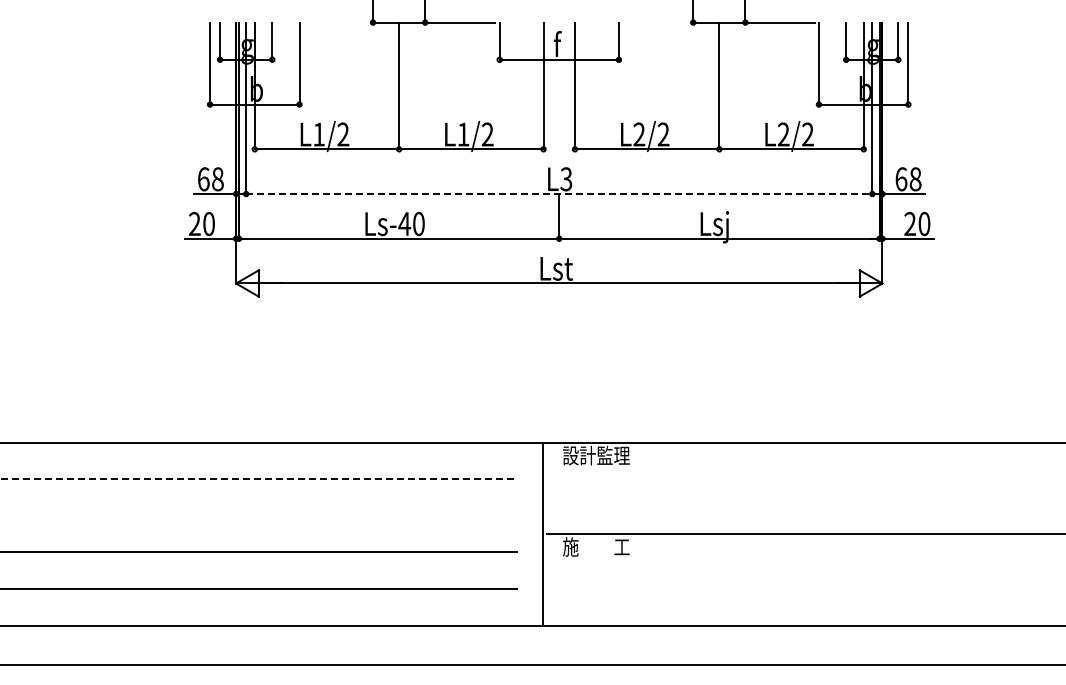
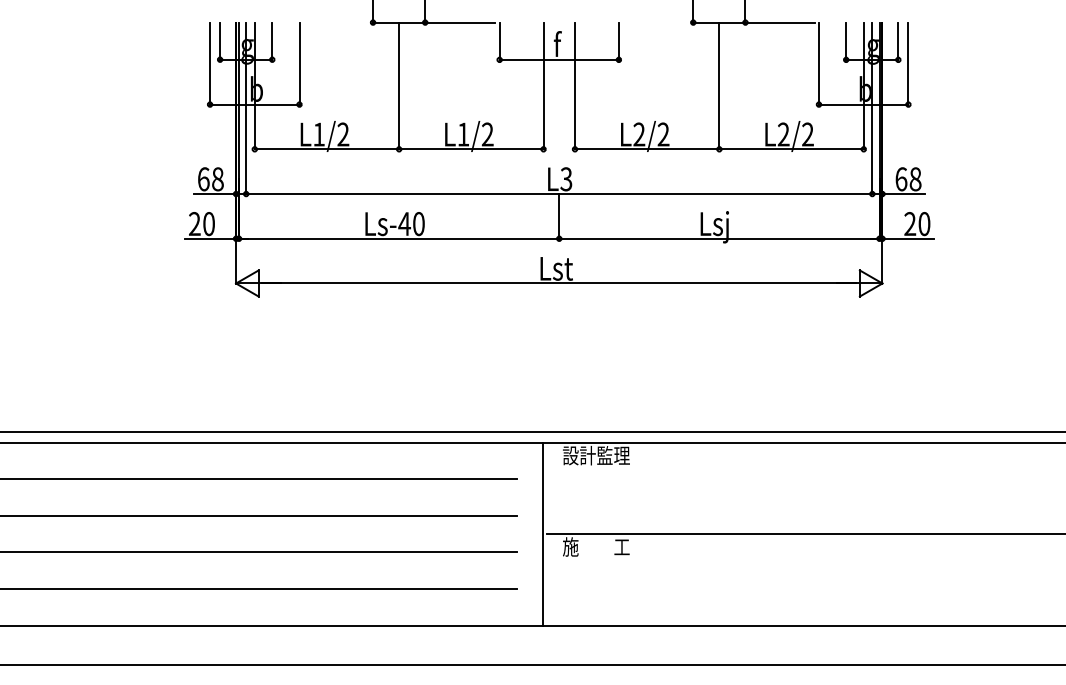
line: dashed -> solid (559, 194)
line: none -> present (532, 432)
line: dashed -> solid (259, 479)
line: none -> present (259, 515)
